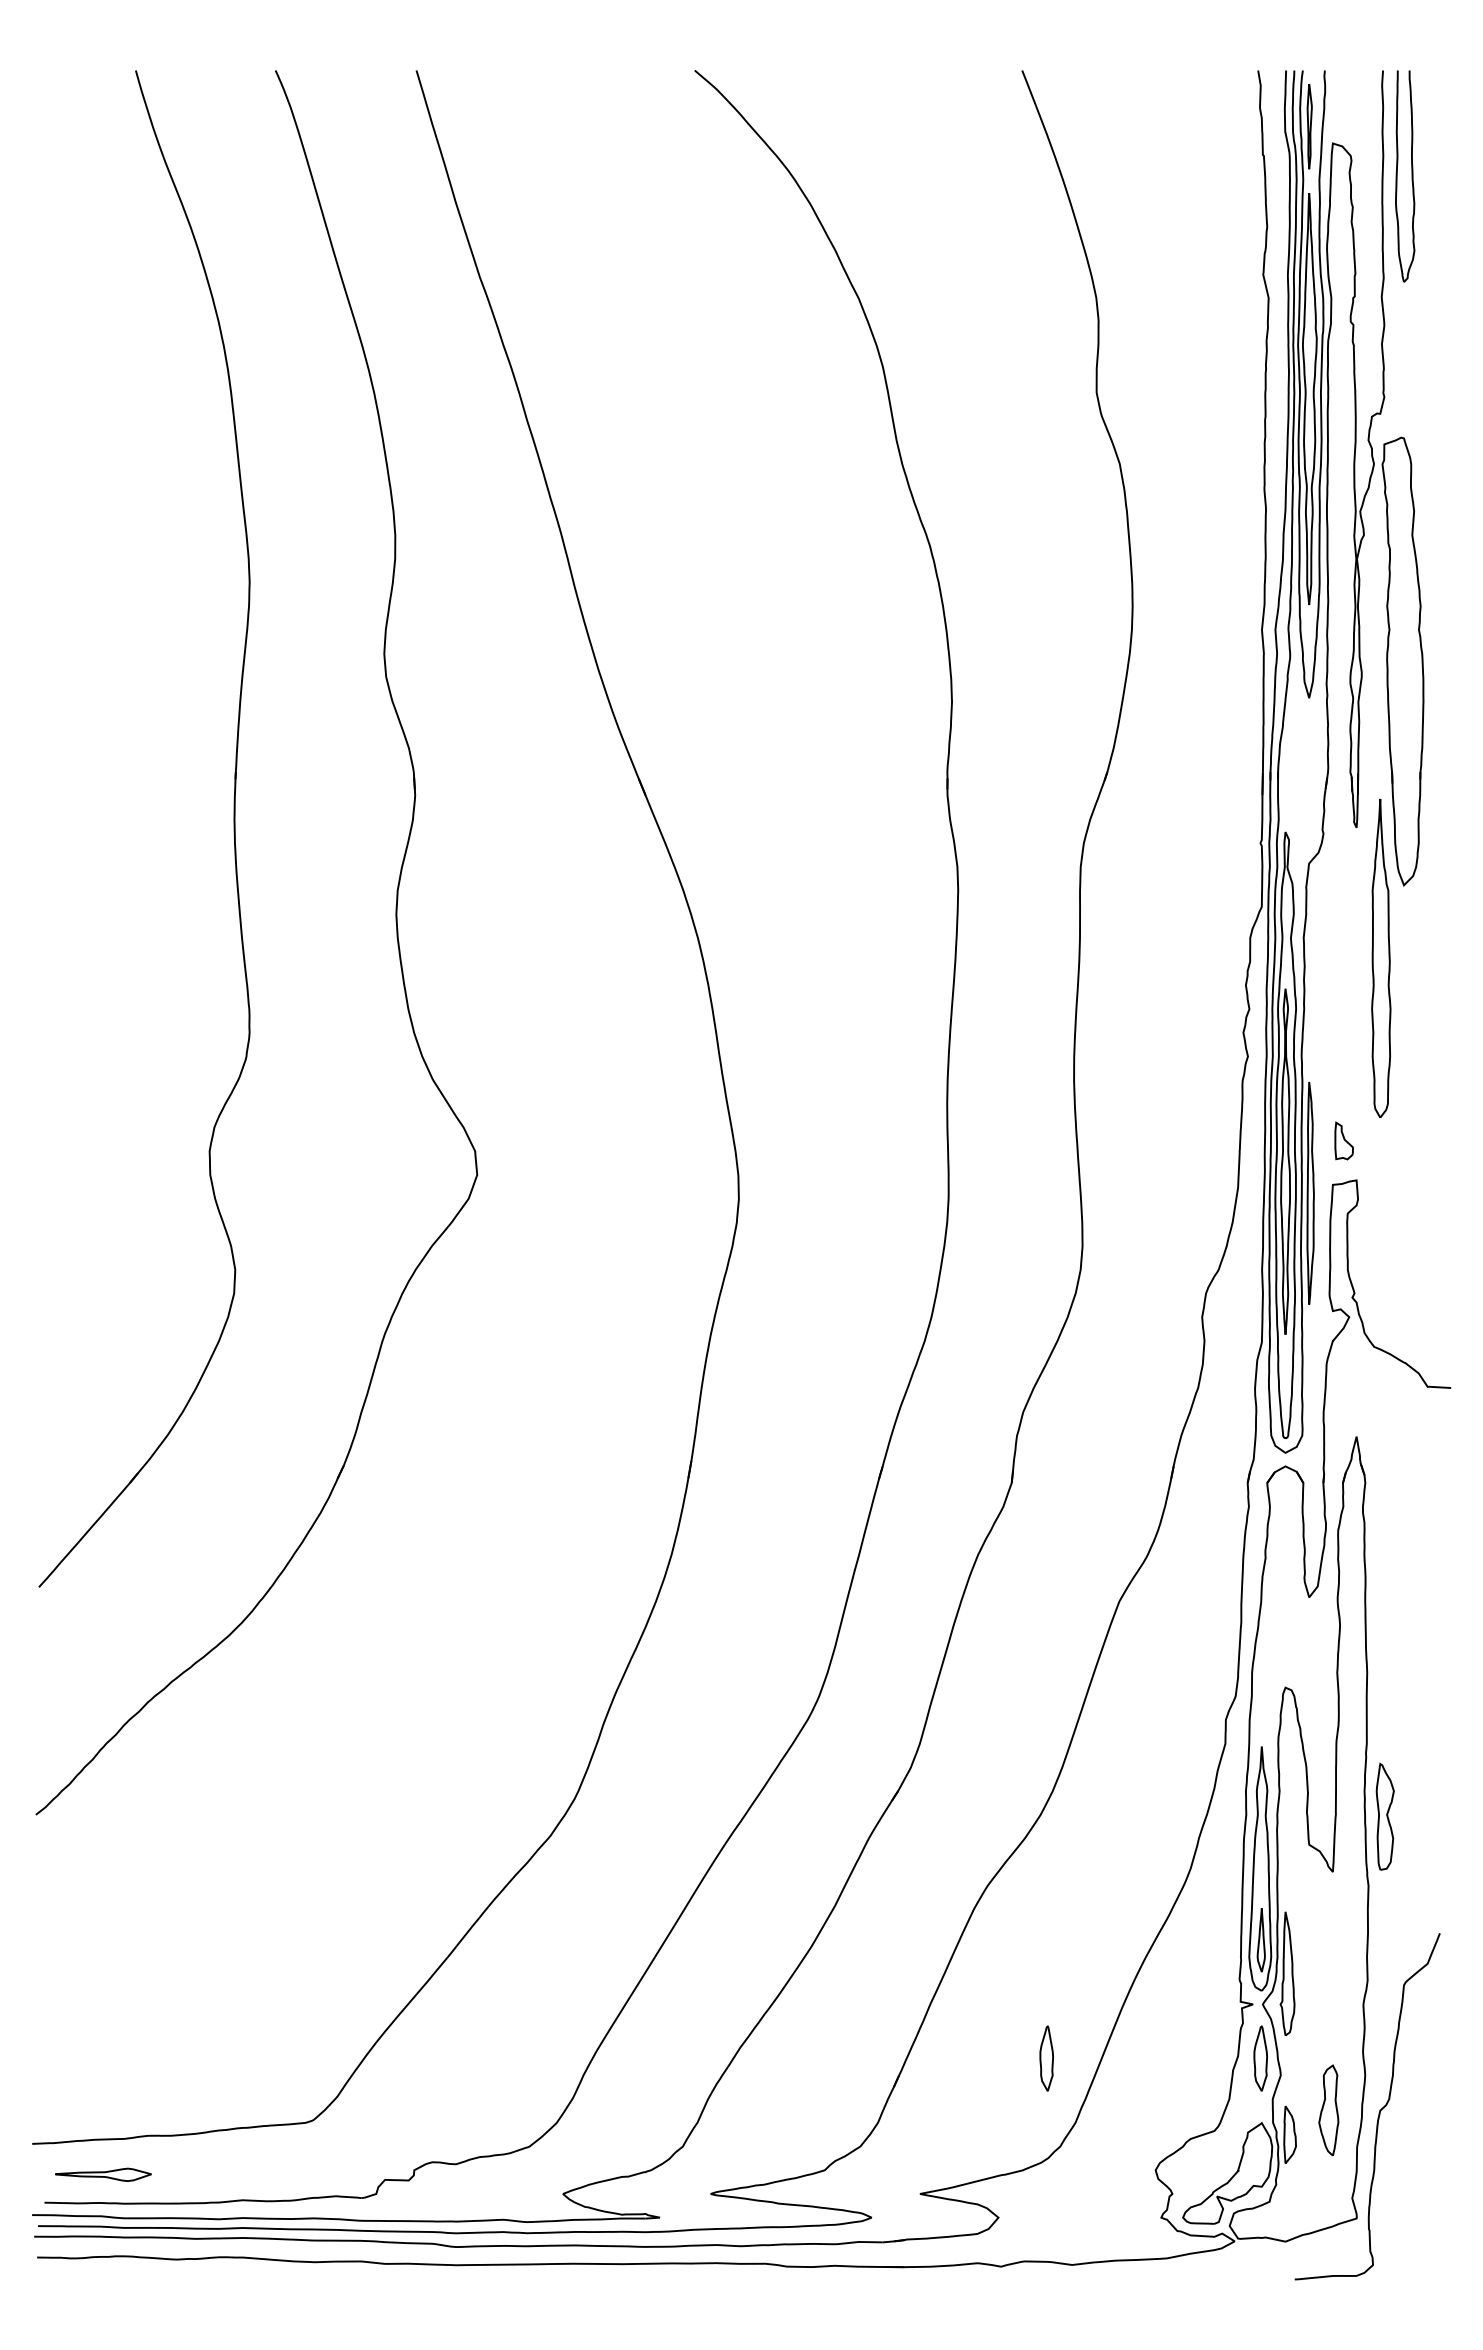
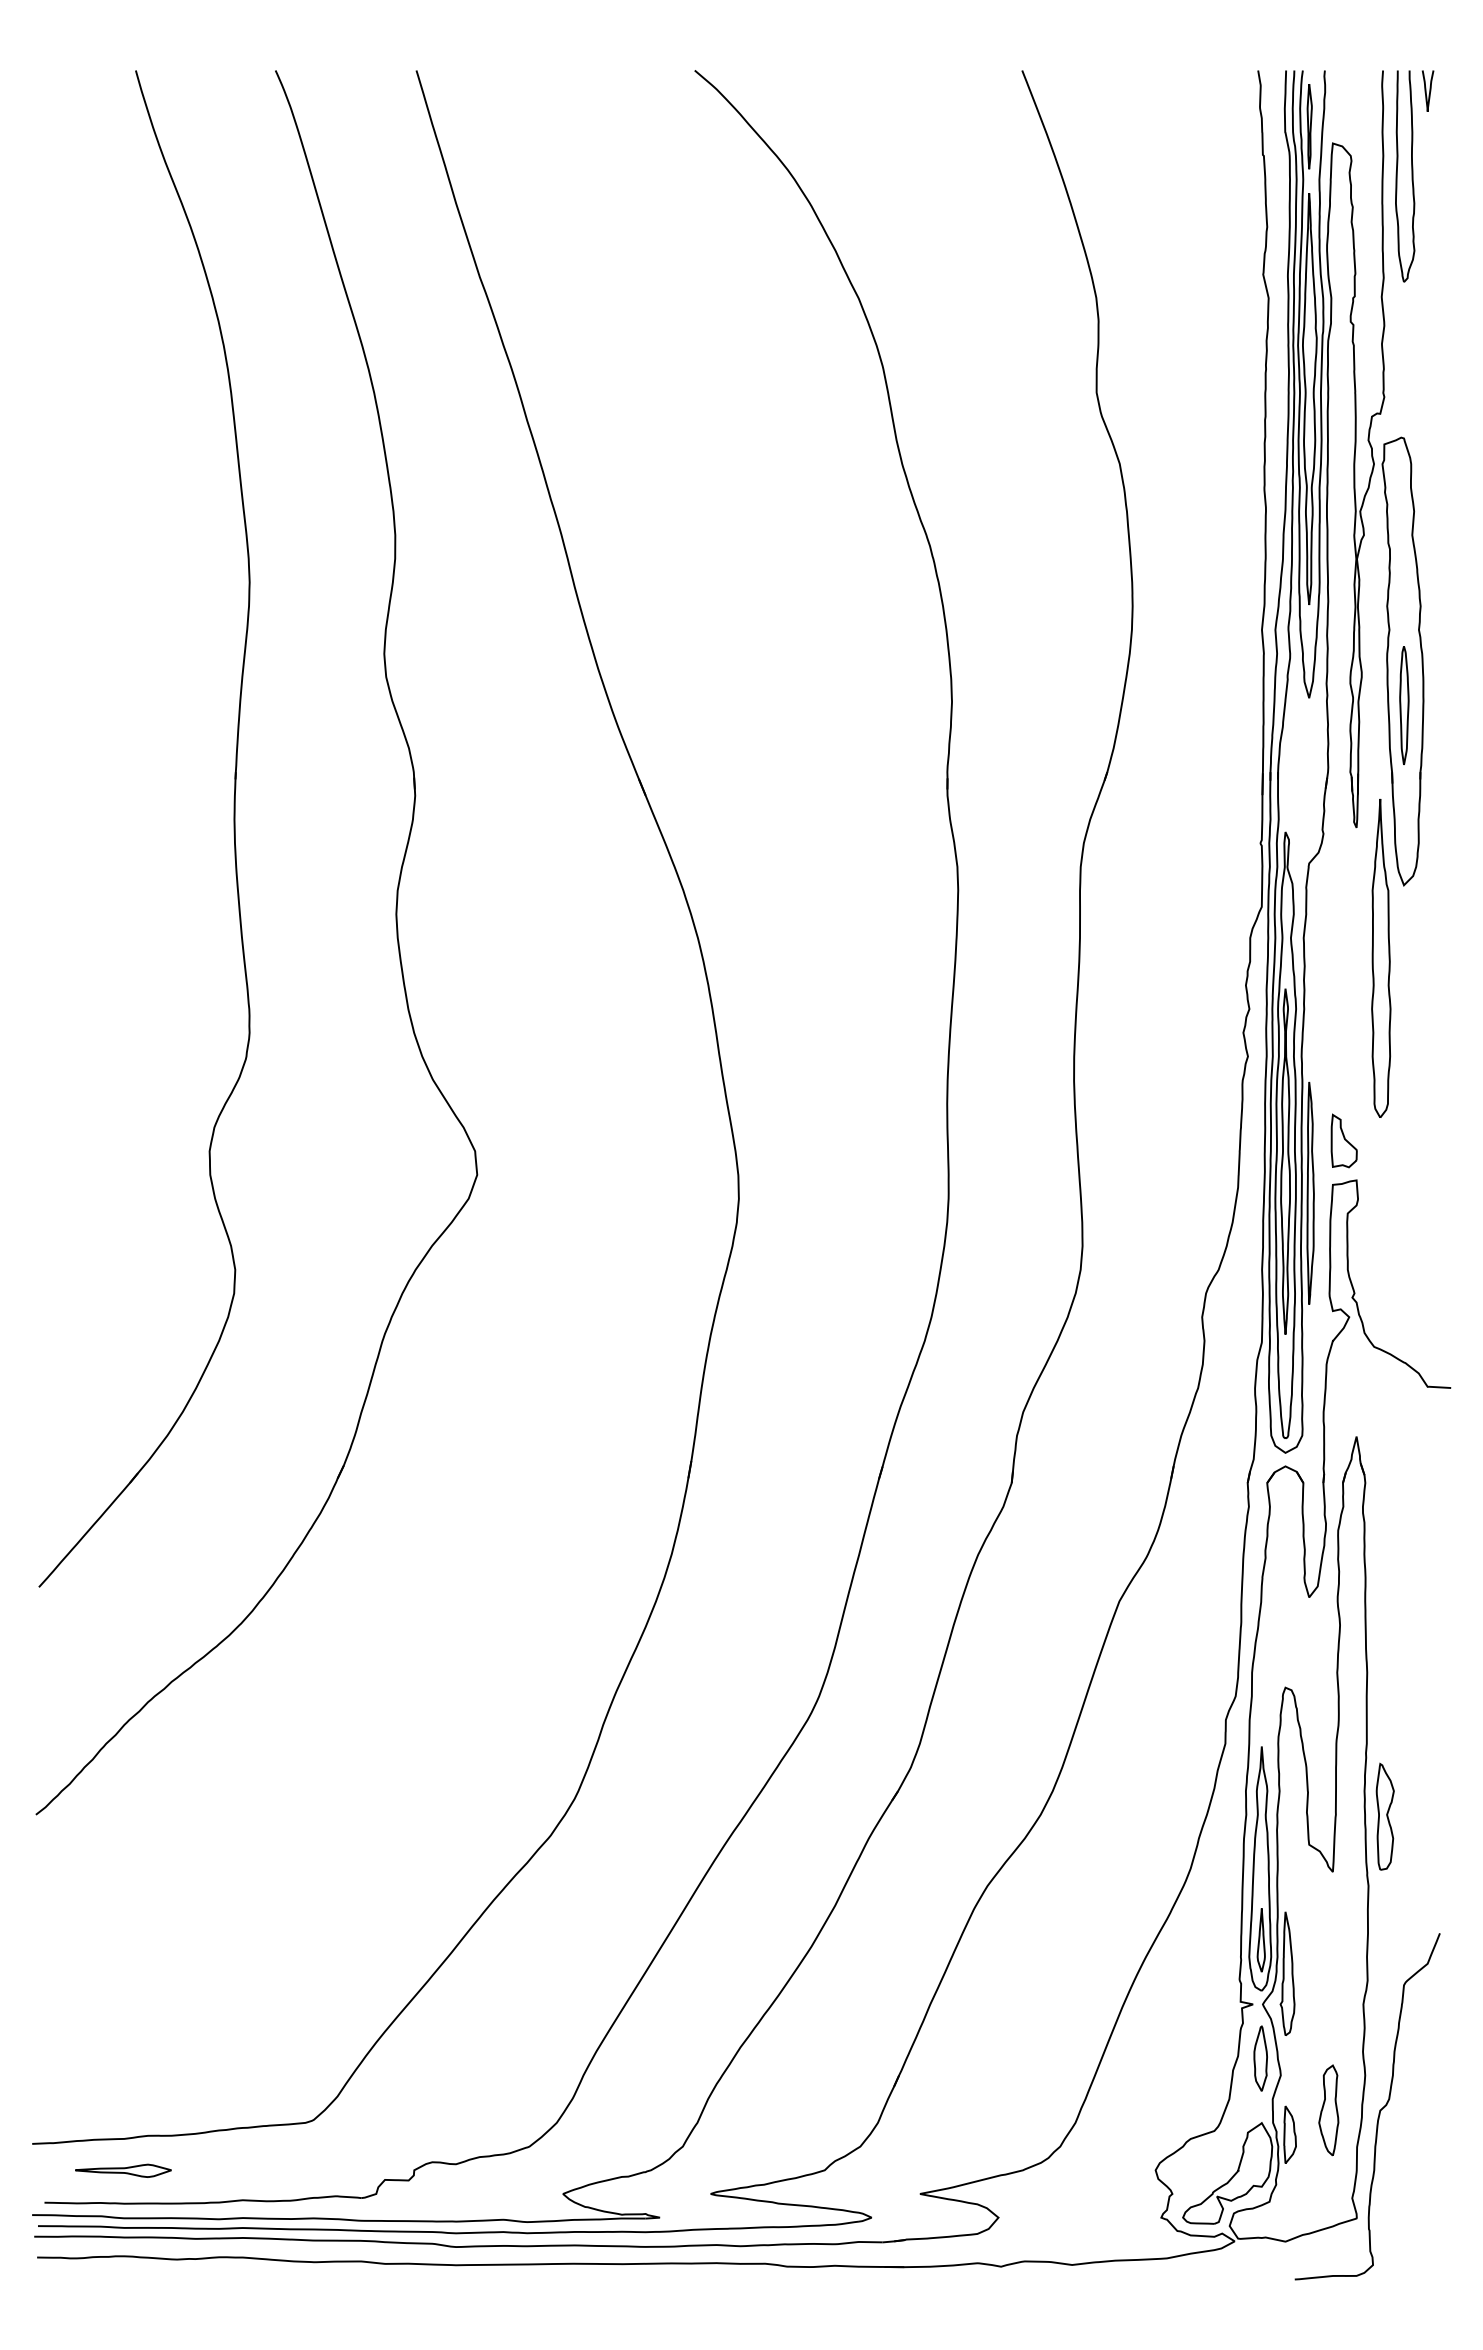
curve: none -> present (1429, 90)
part: none -> present (1404, 705)
part size: 20x40 px -> 28x56 px (1343, 1140)
part: present -> none (1046, 2058)
part position: (103, 2174) -> (123, 2170) (123, 2170)
